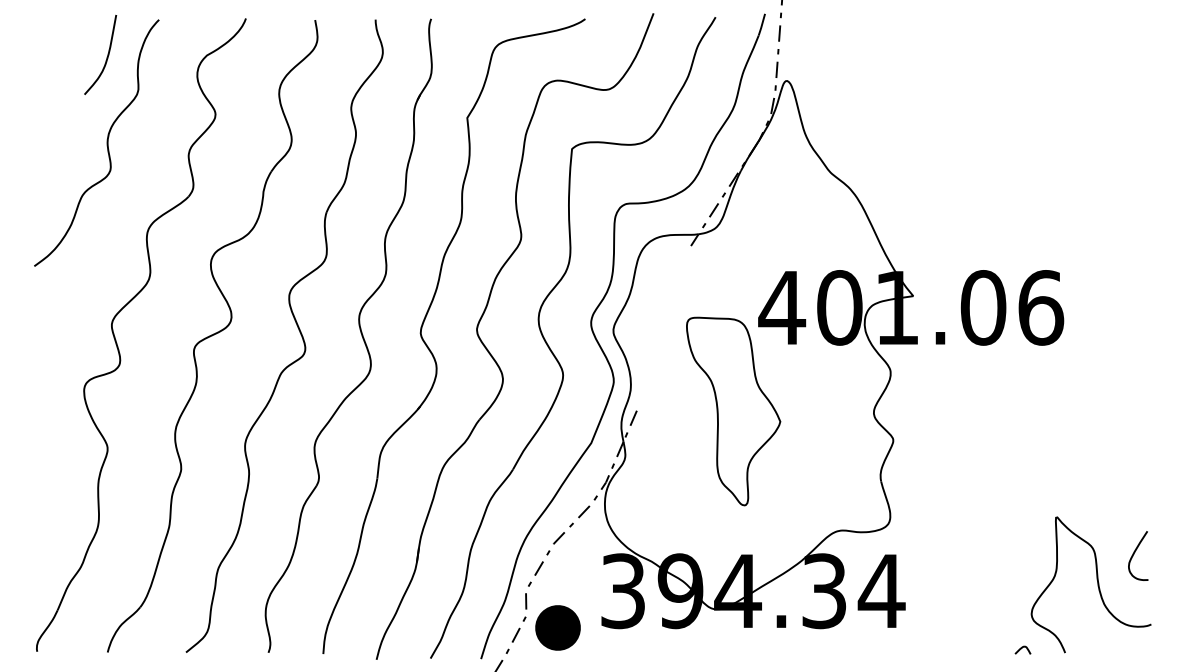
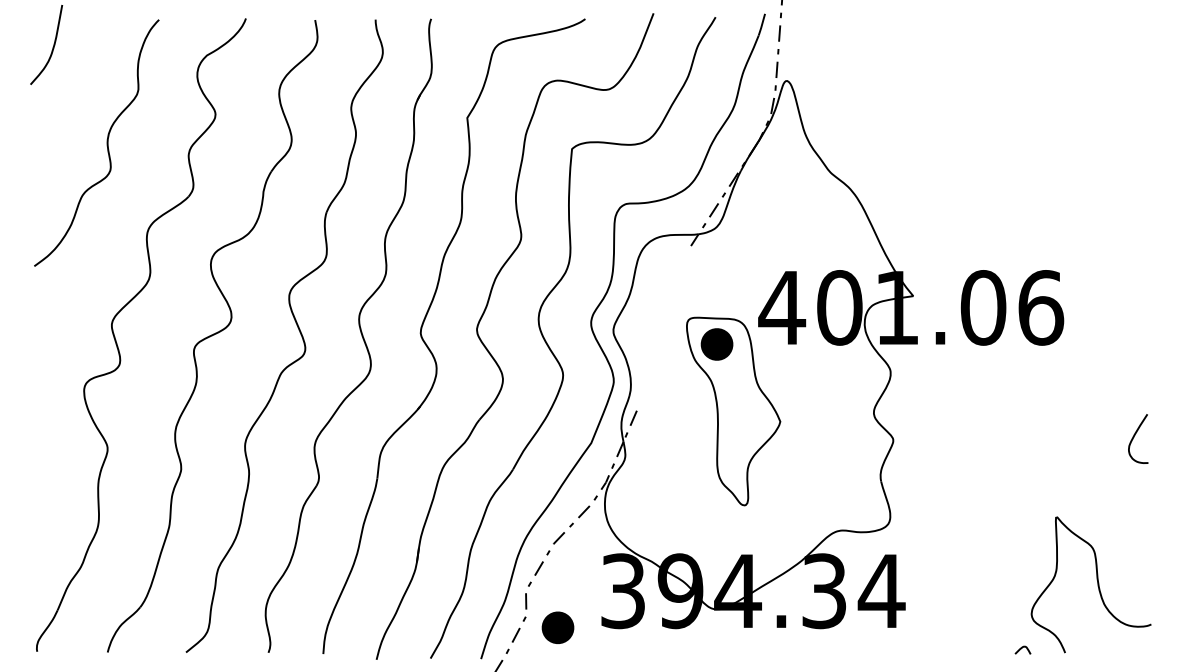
curve position: (106, 57) -> (52, 47) (52, 47)
part: none -> present (716, 344)
curve position: (1134, 554) -> (1134, 437) (1134, 437)
part size: 46x46 px -> 34x33 px (557, 627)
